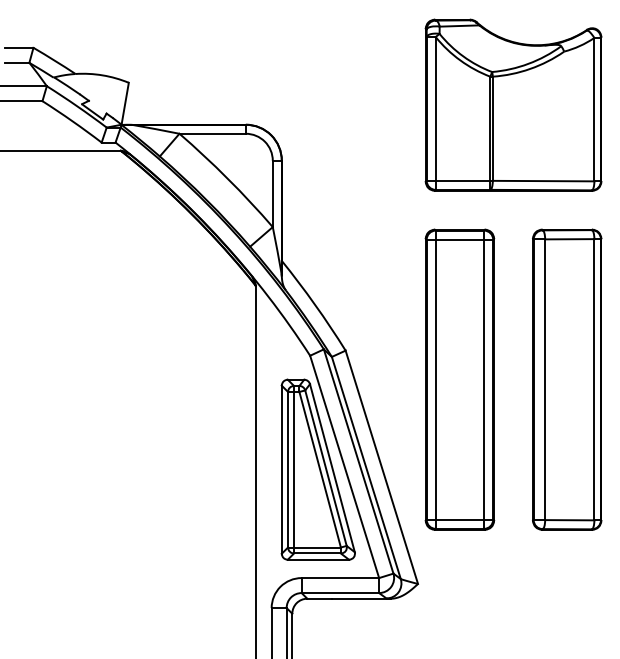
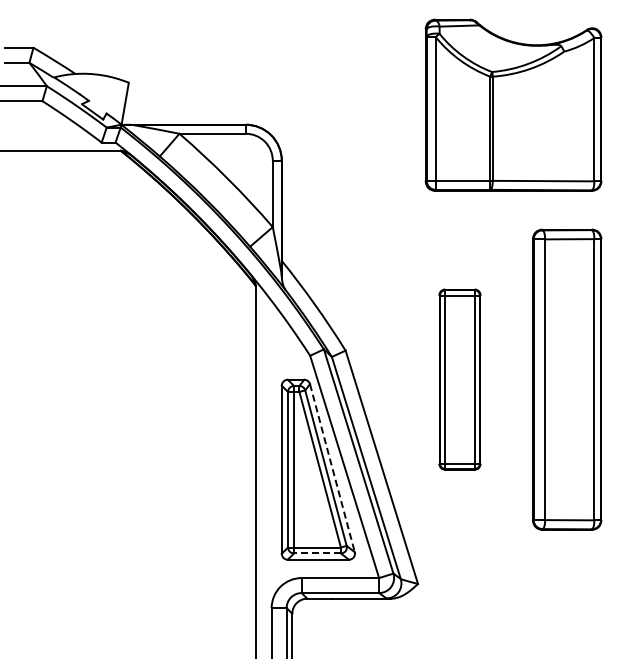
part size: 72x303 px -> 44x183 px (459, 379)
line: solid -> dashed (332, 468)
line: solid -> dashed (316, 553)
